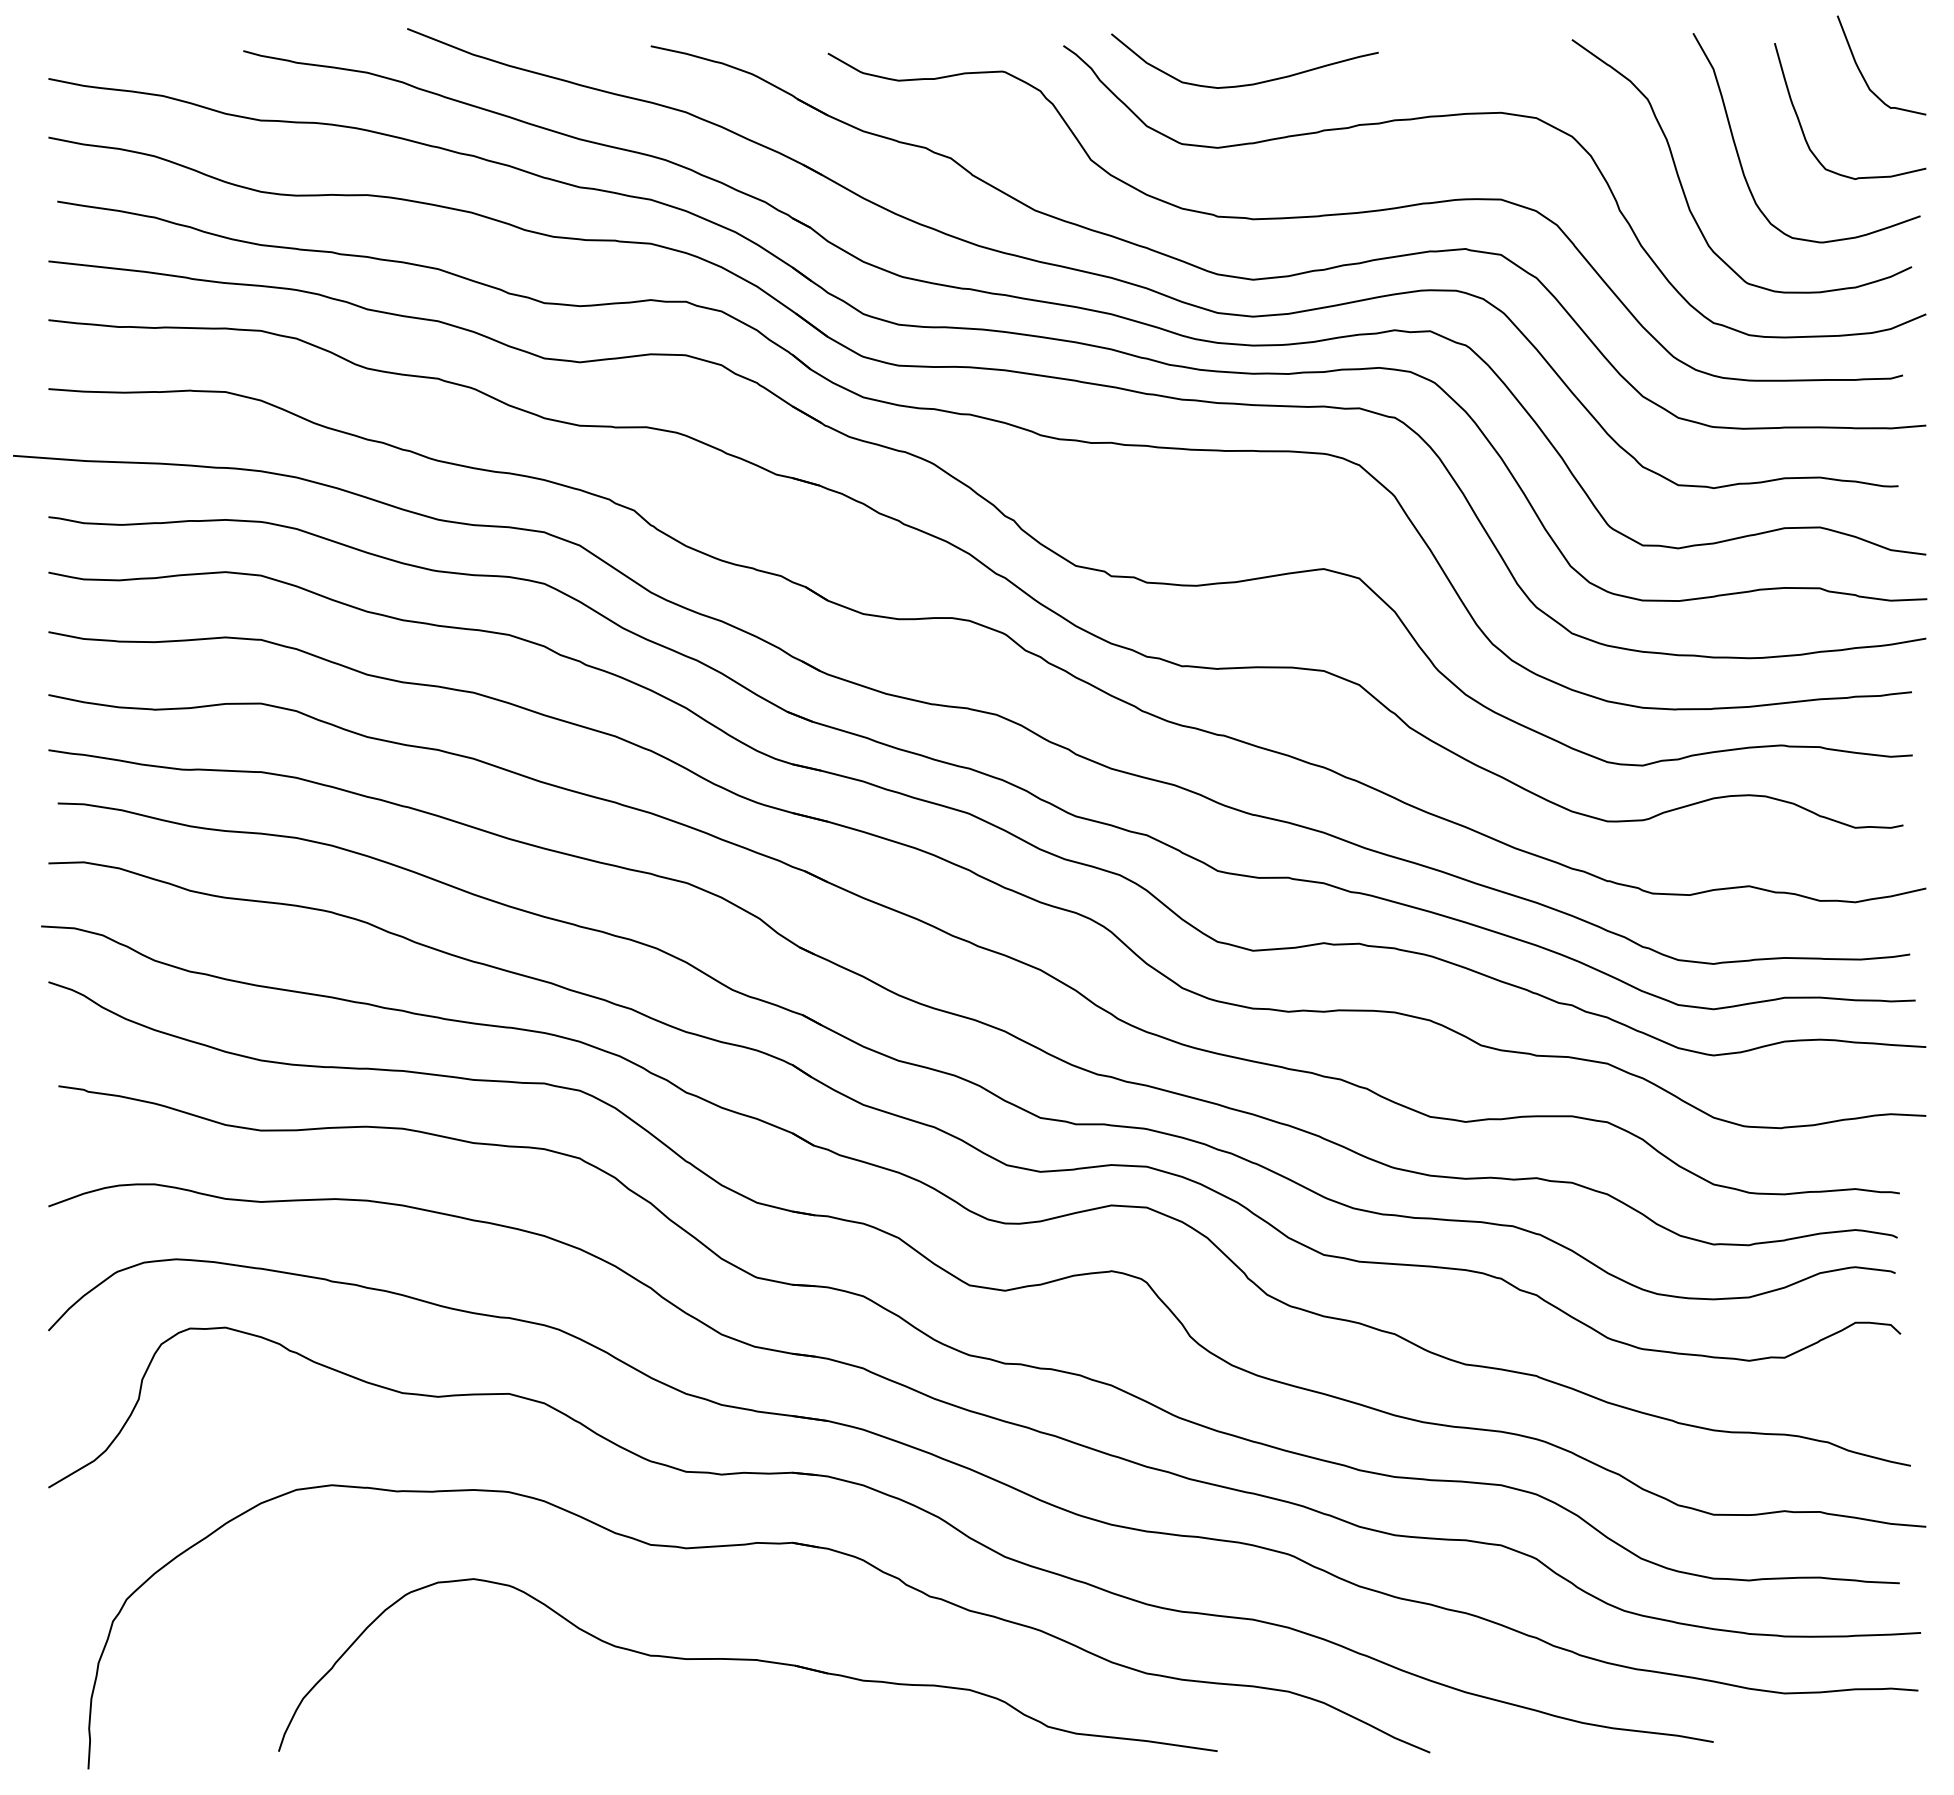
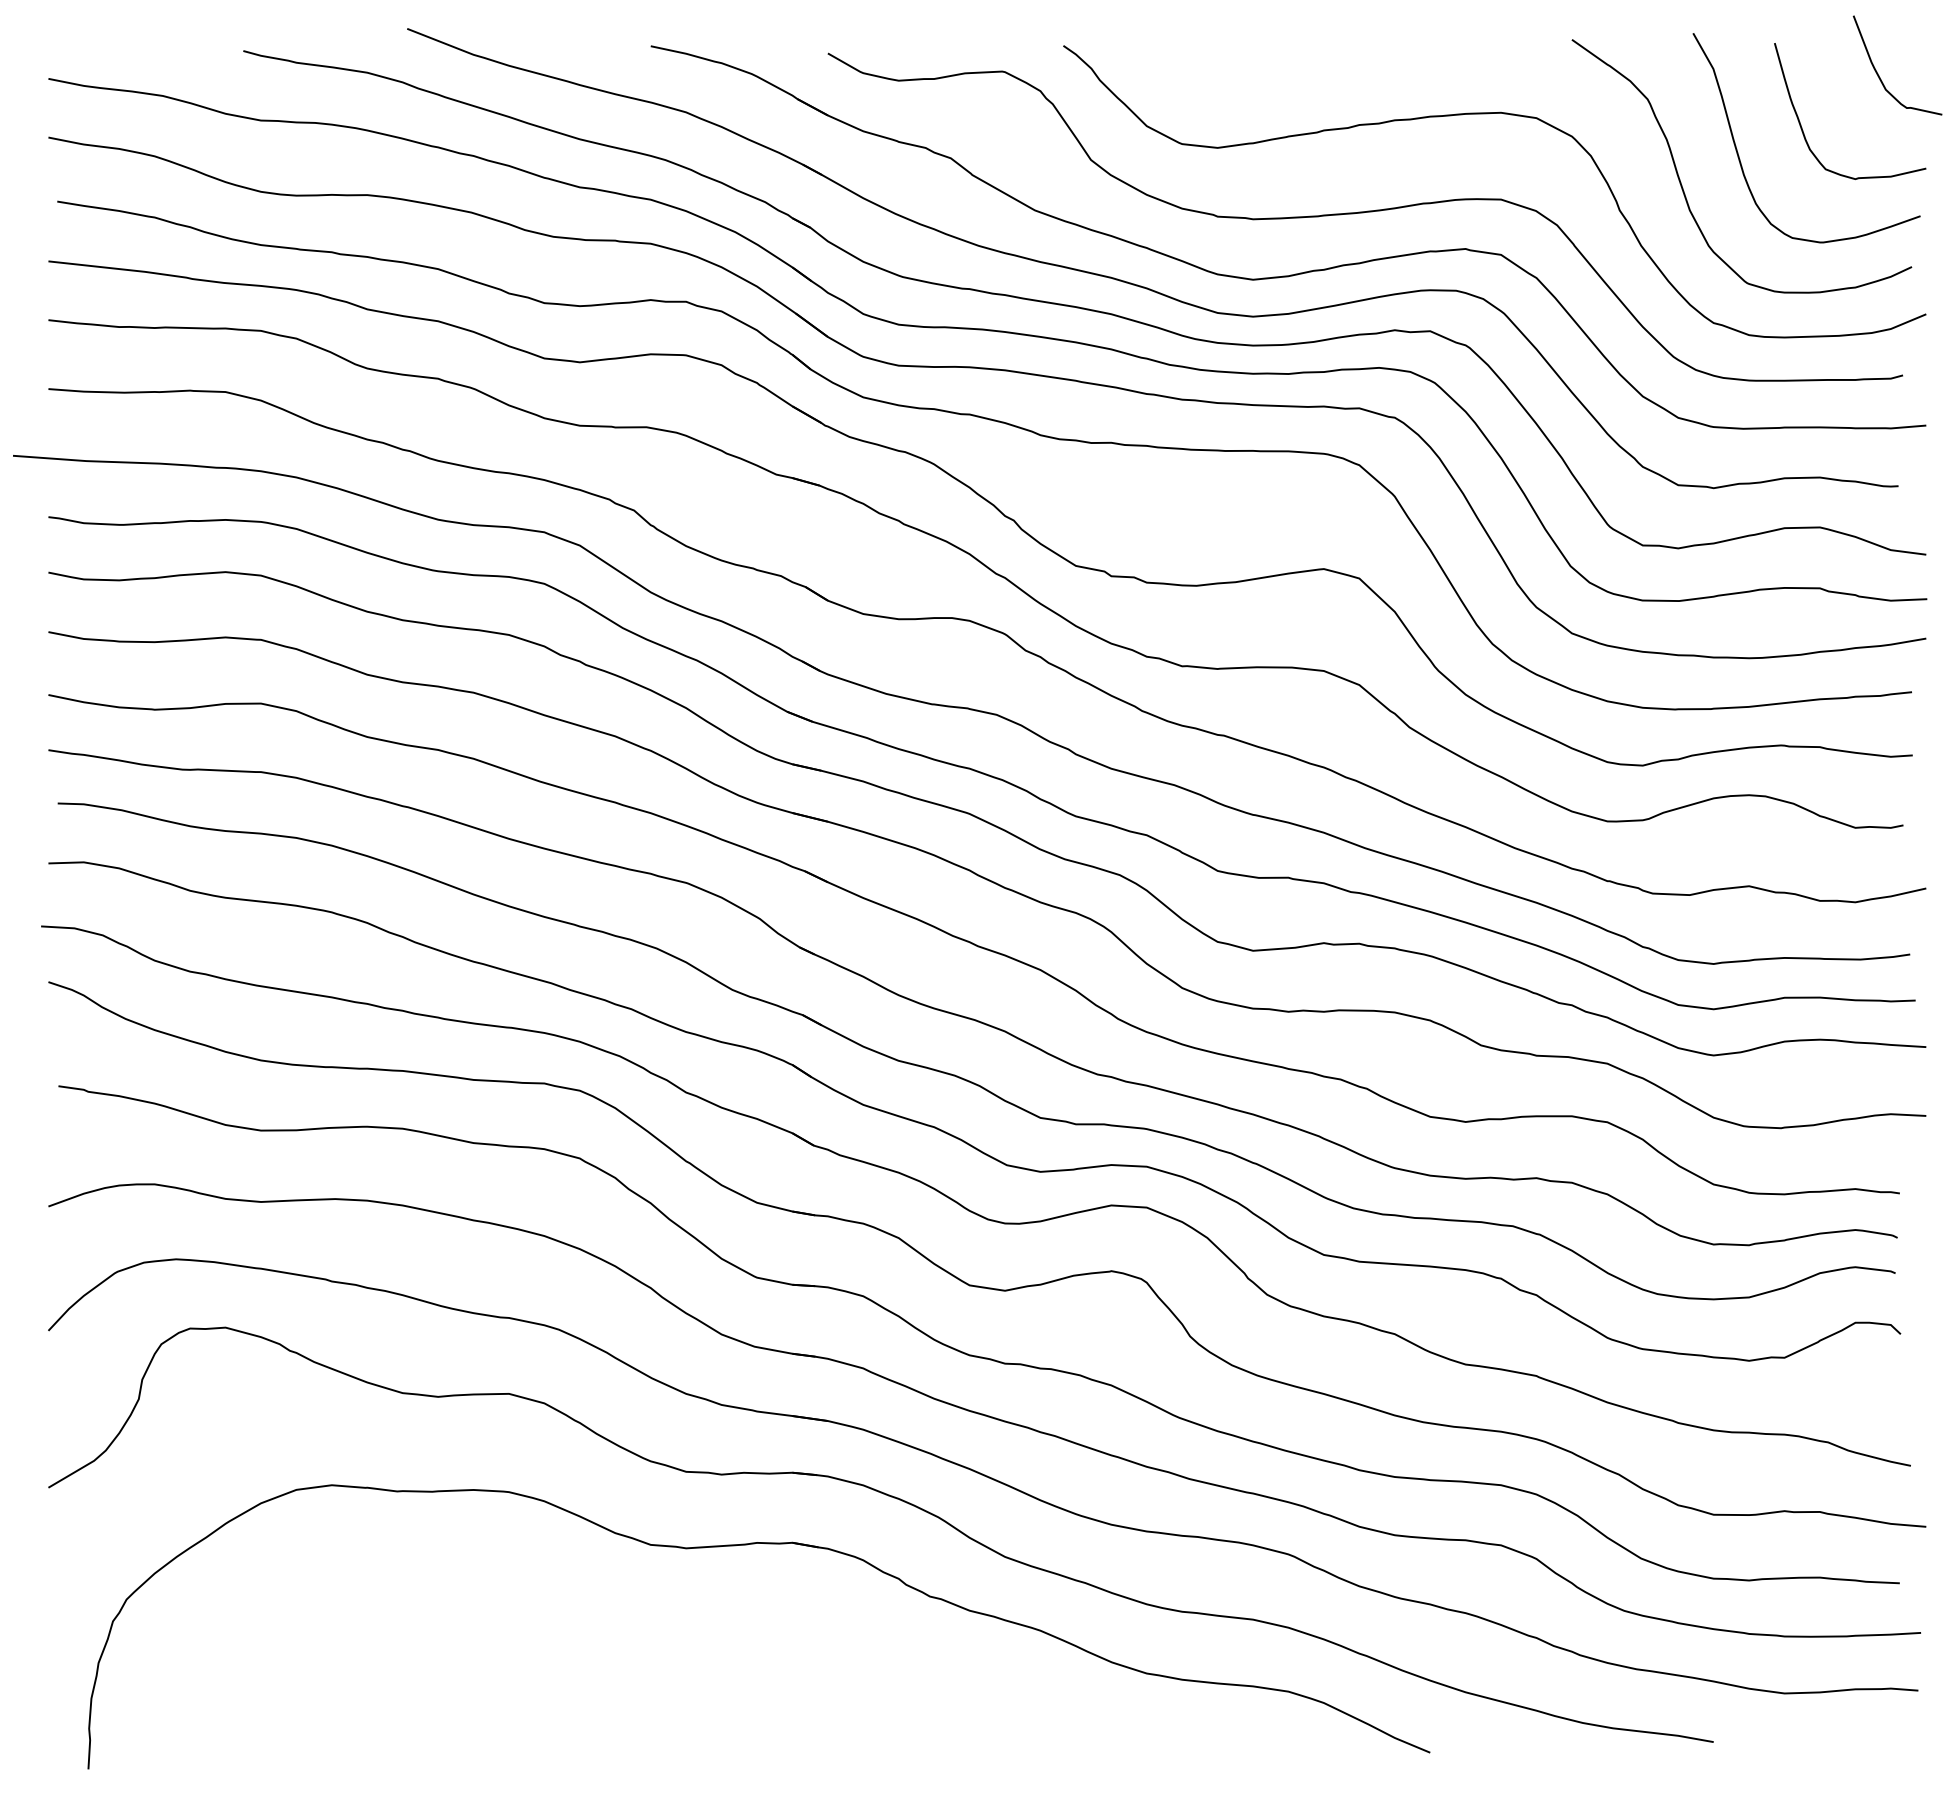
curve position: (1863, 75) -> (1879, 75) (1879, 75)
curve: present -> none (1250, 83)
part: present -> none (747, 1664)
